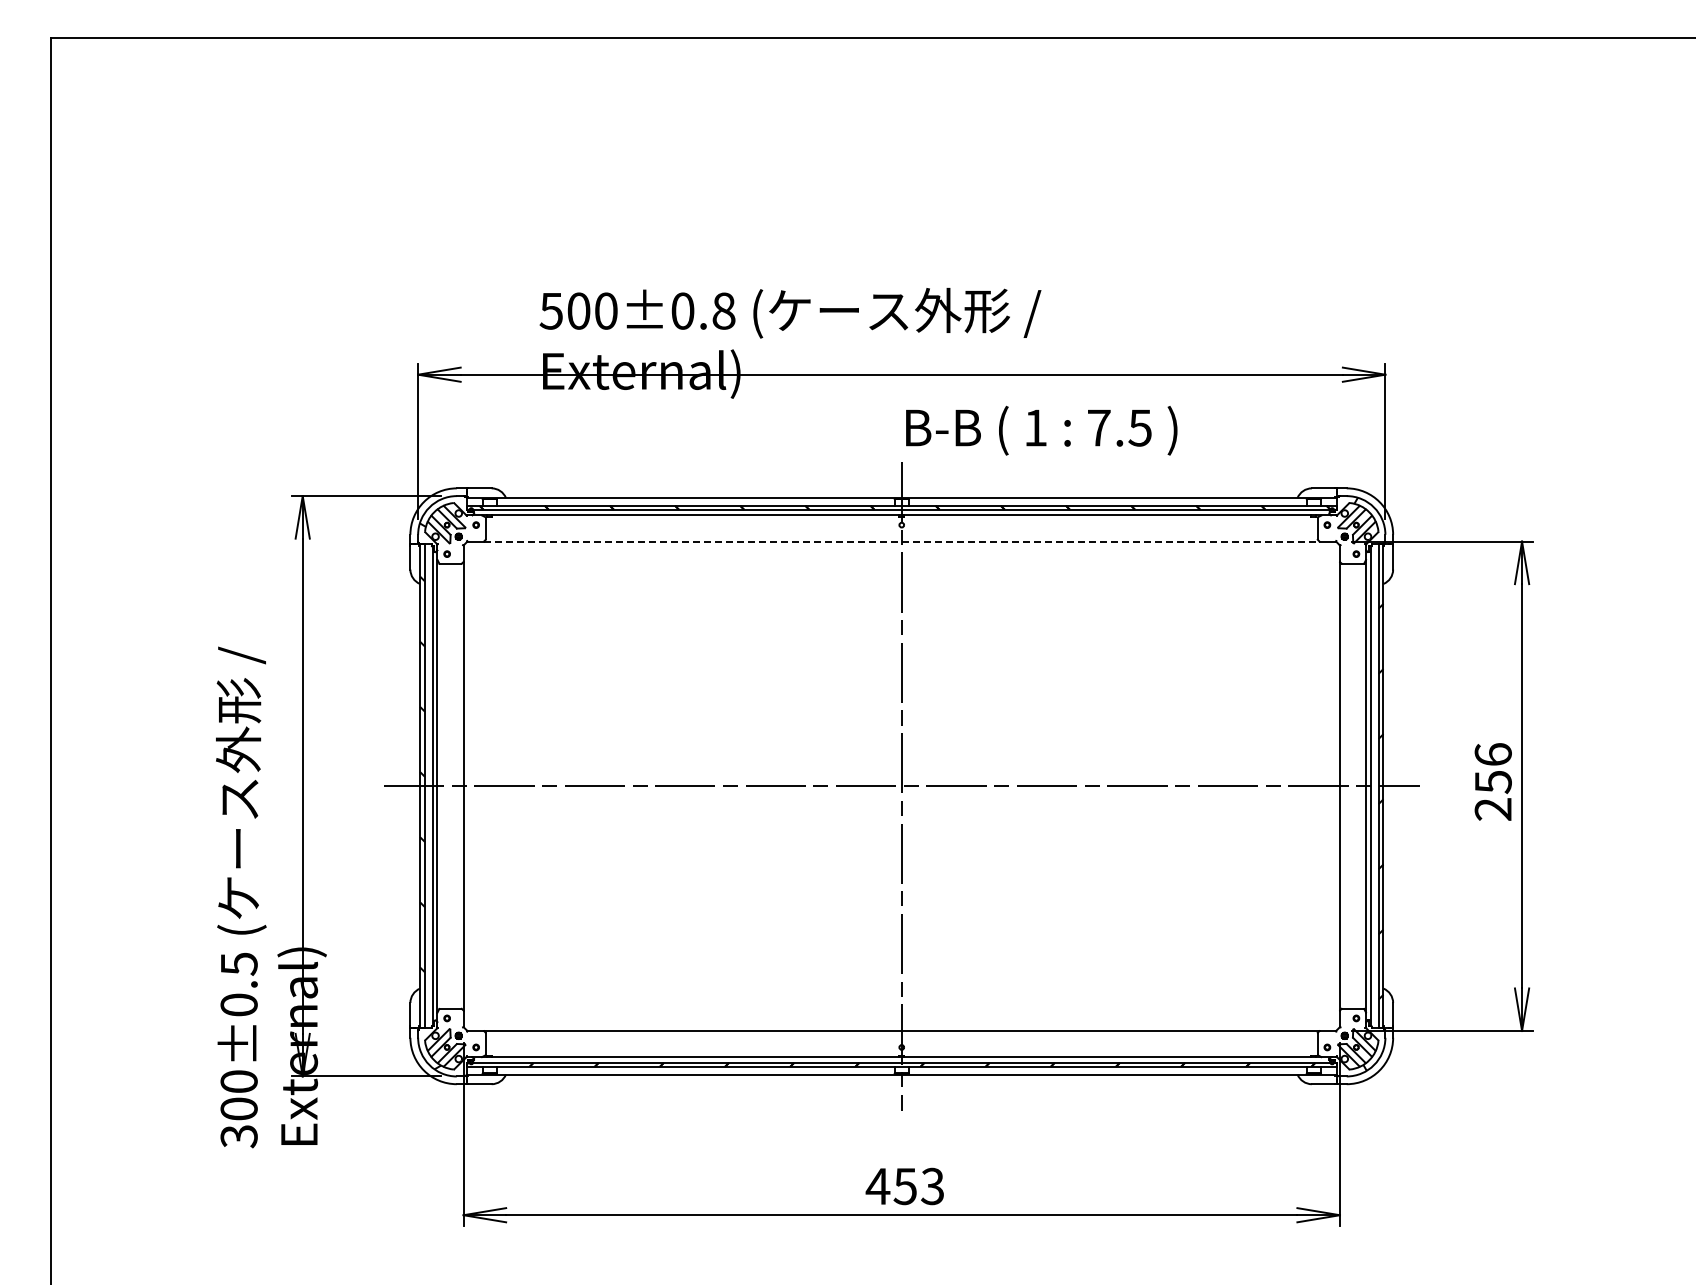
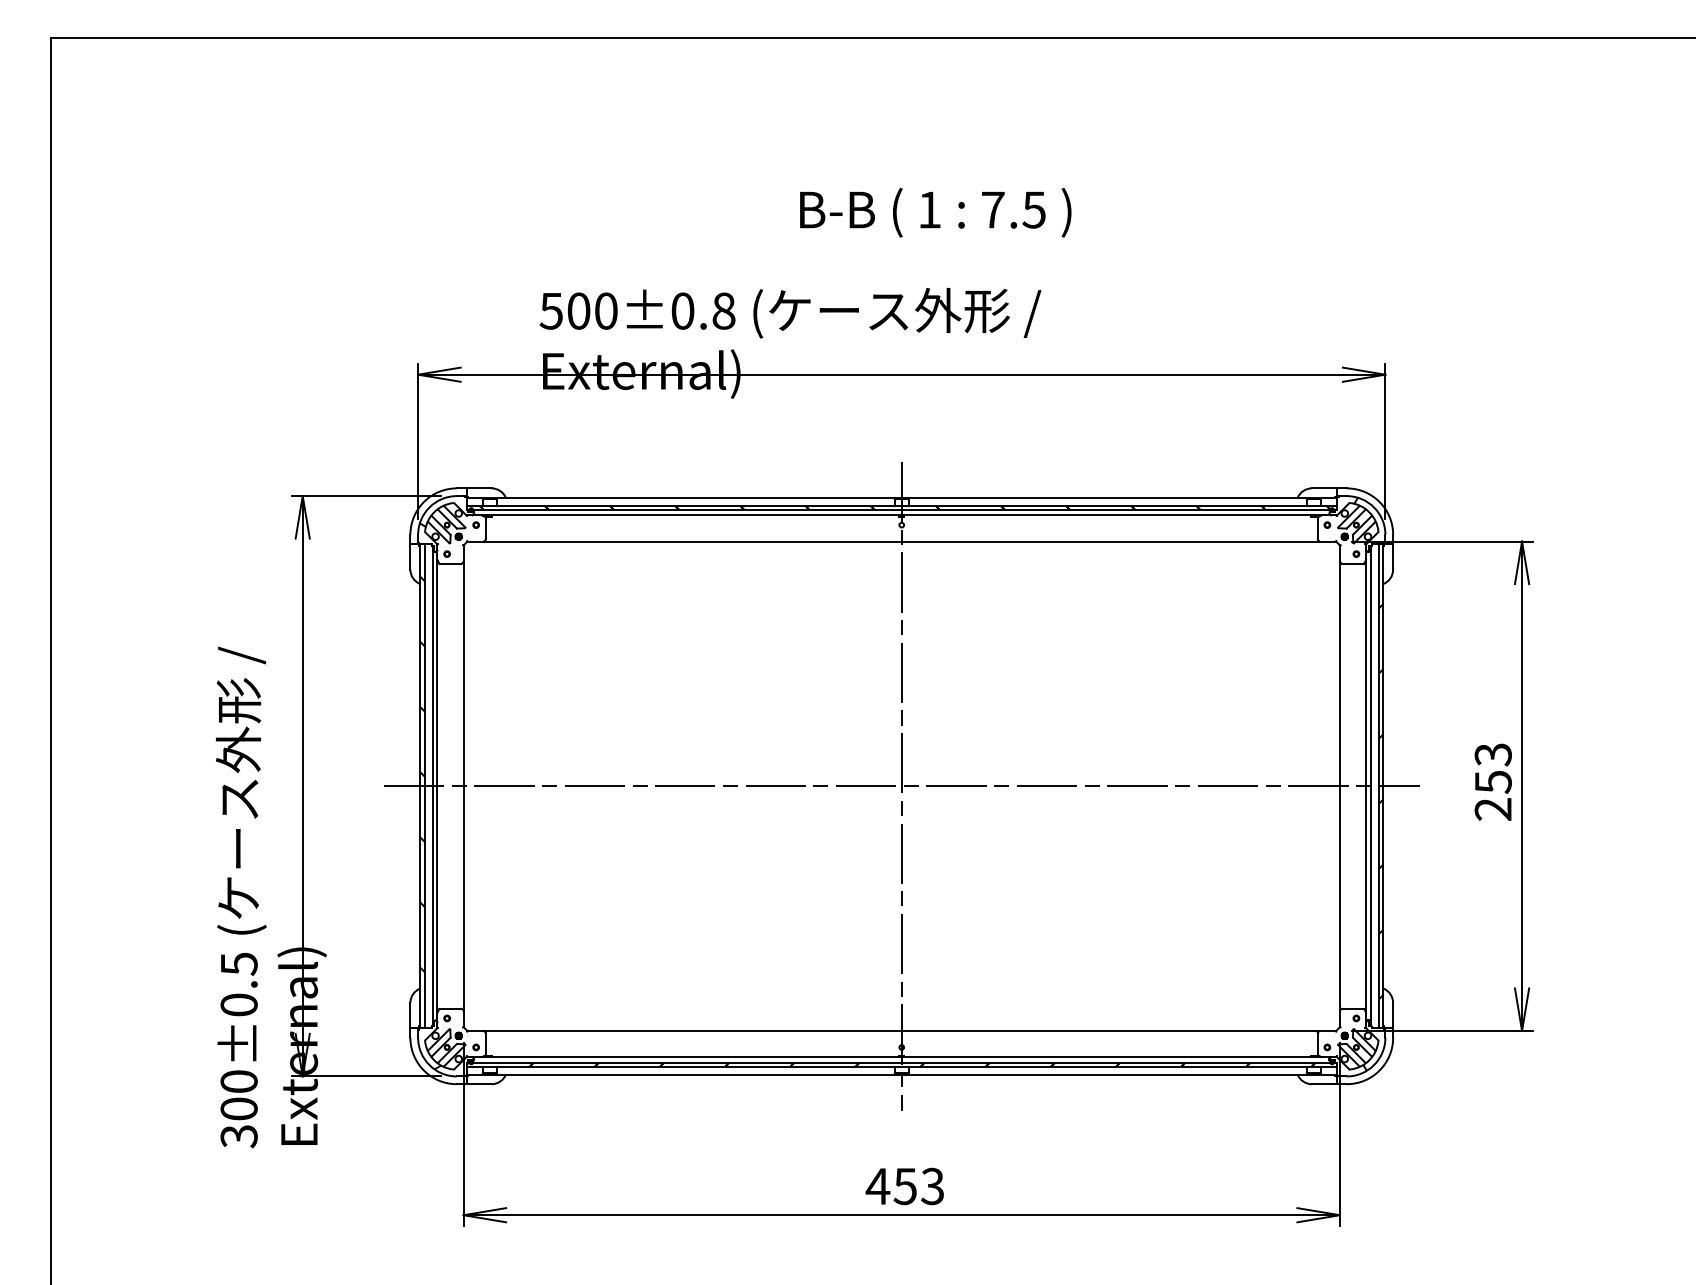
text position: (1041, 430) -> (935, 212) (935, 212)
line: dashed -> solid (901, 541)
text: 256 -> 253 (1492, 754)
